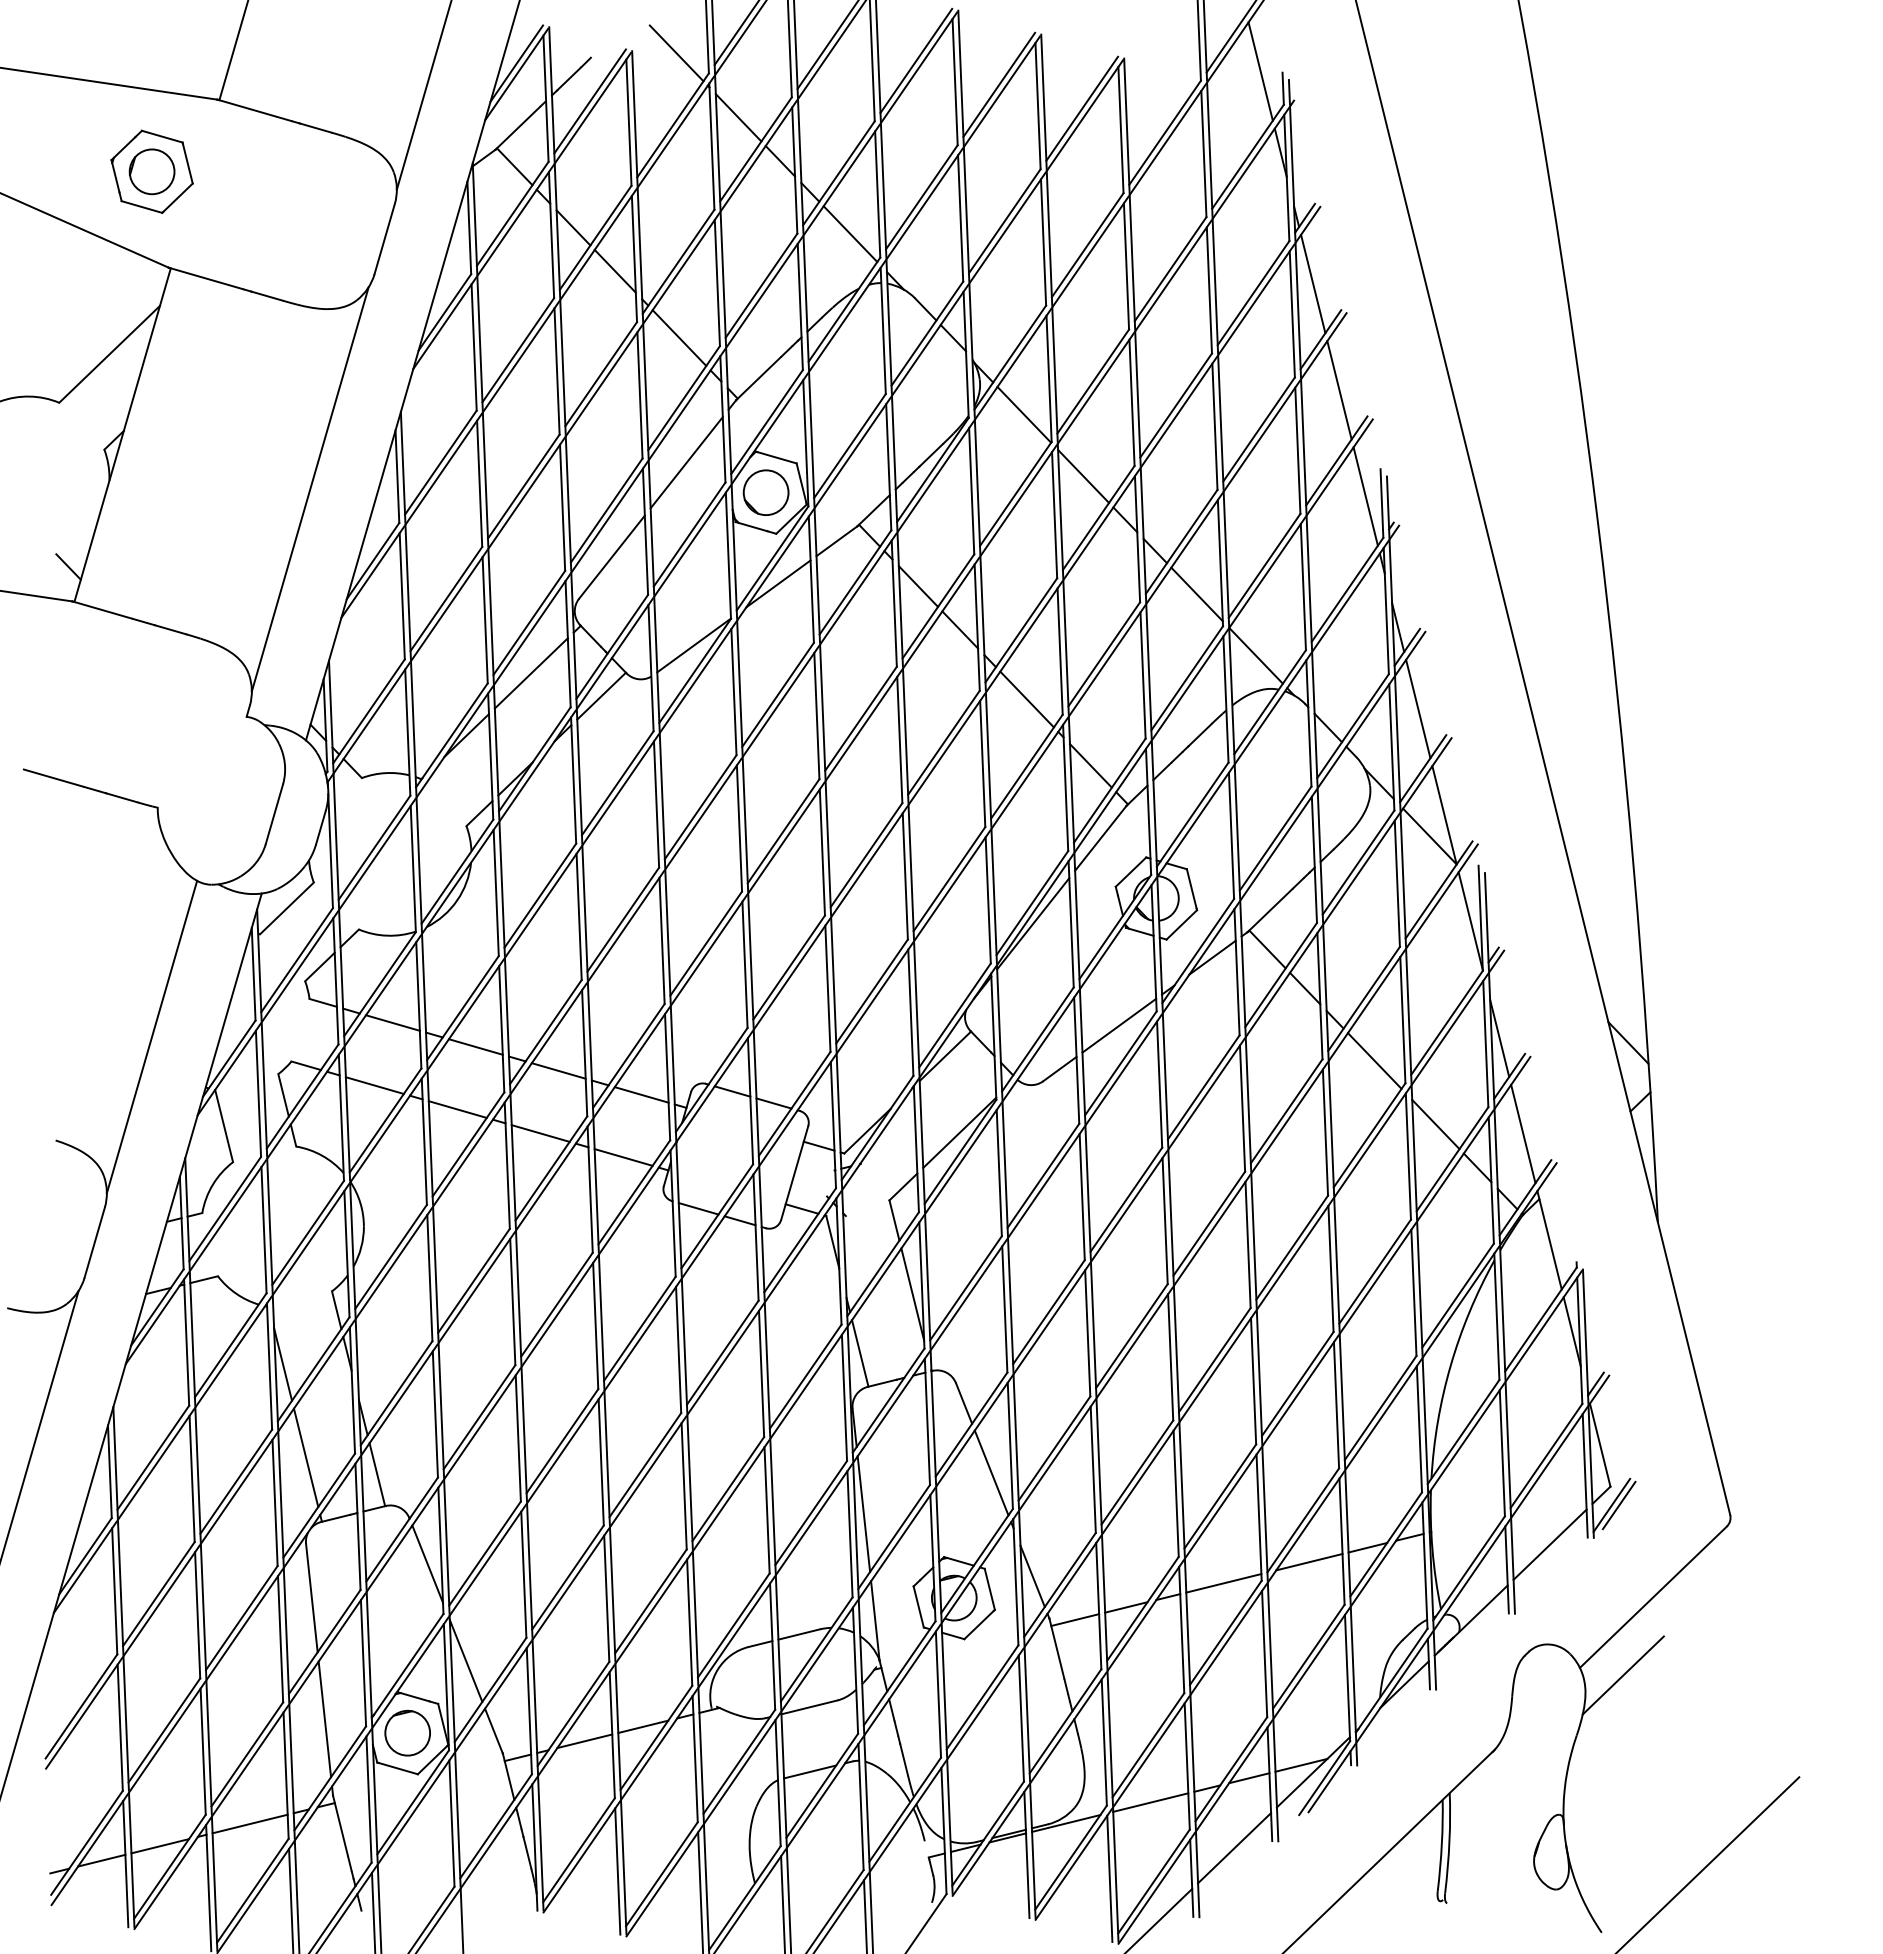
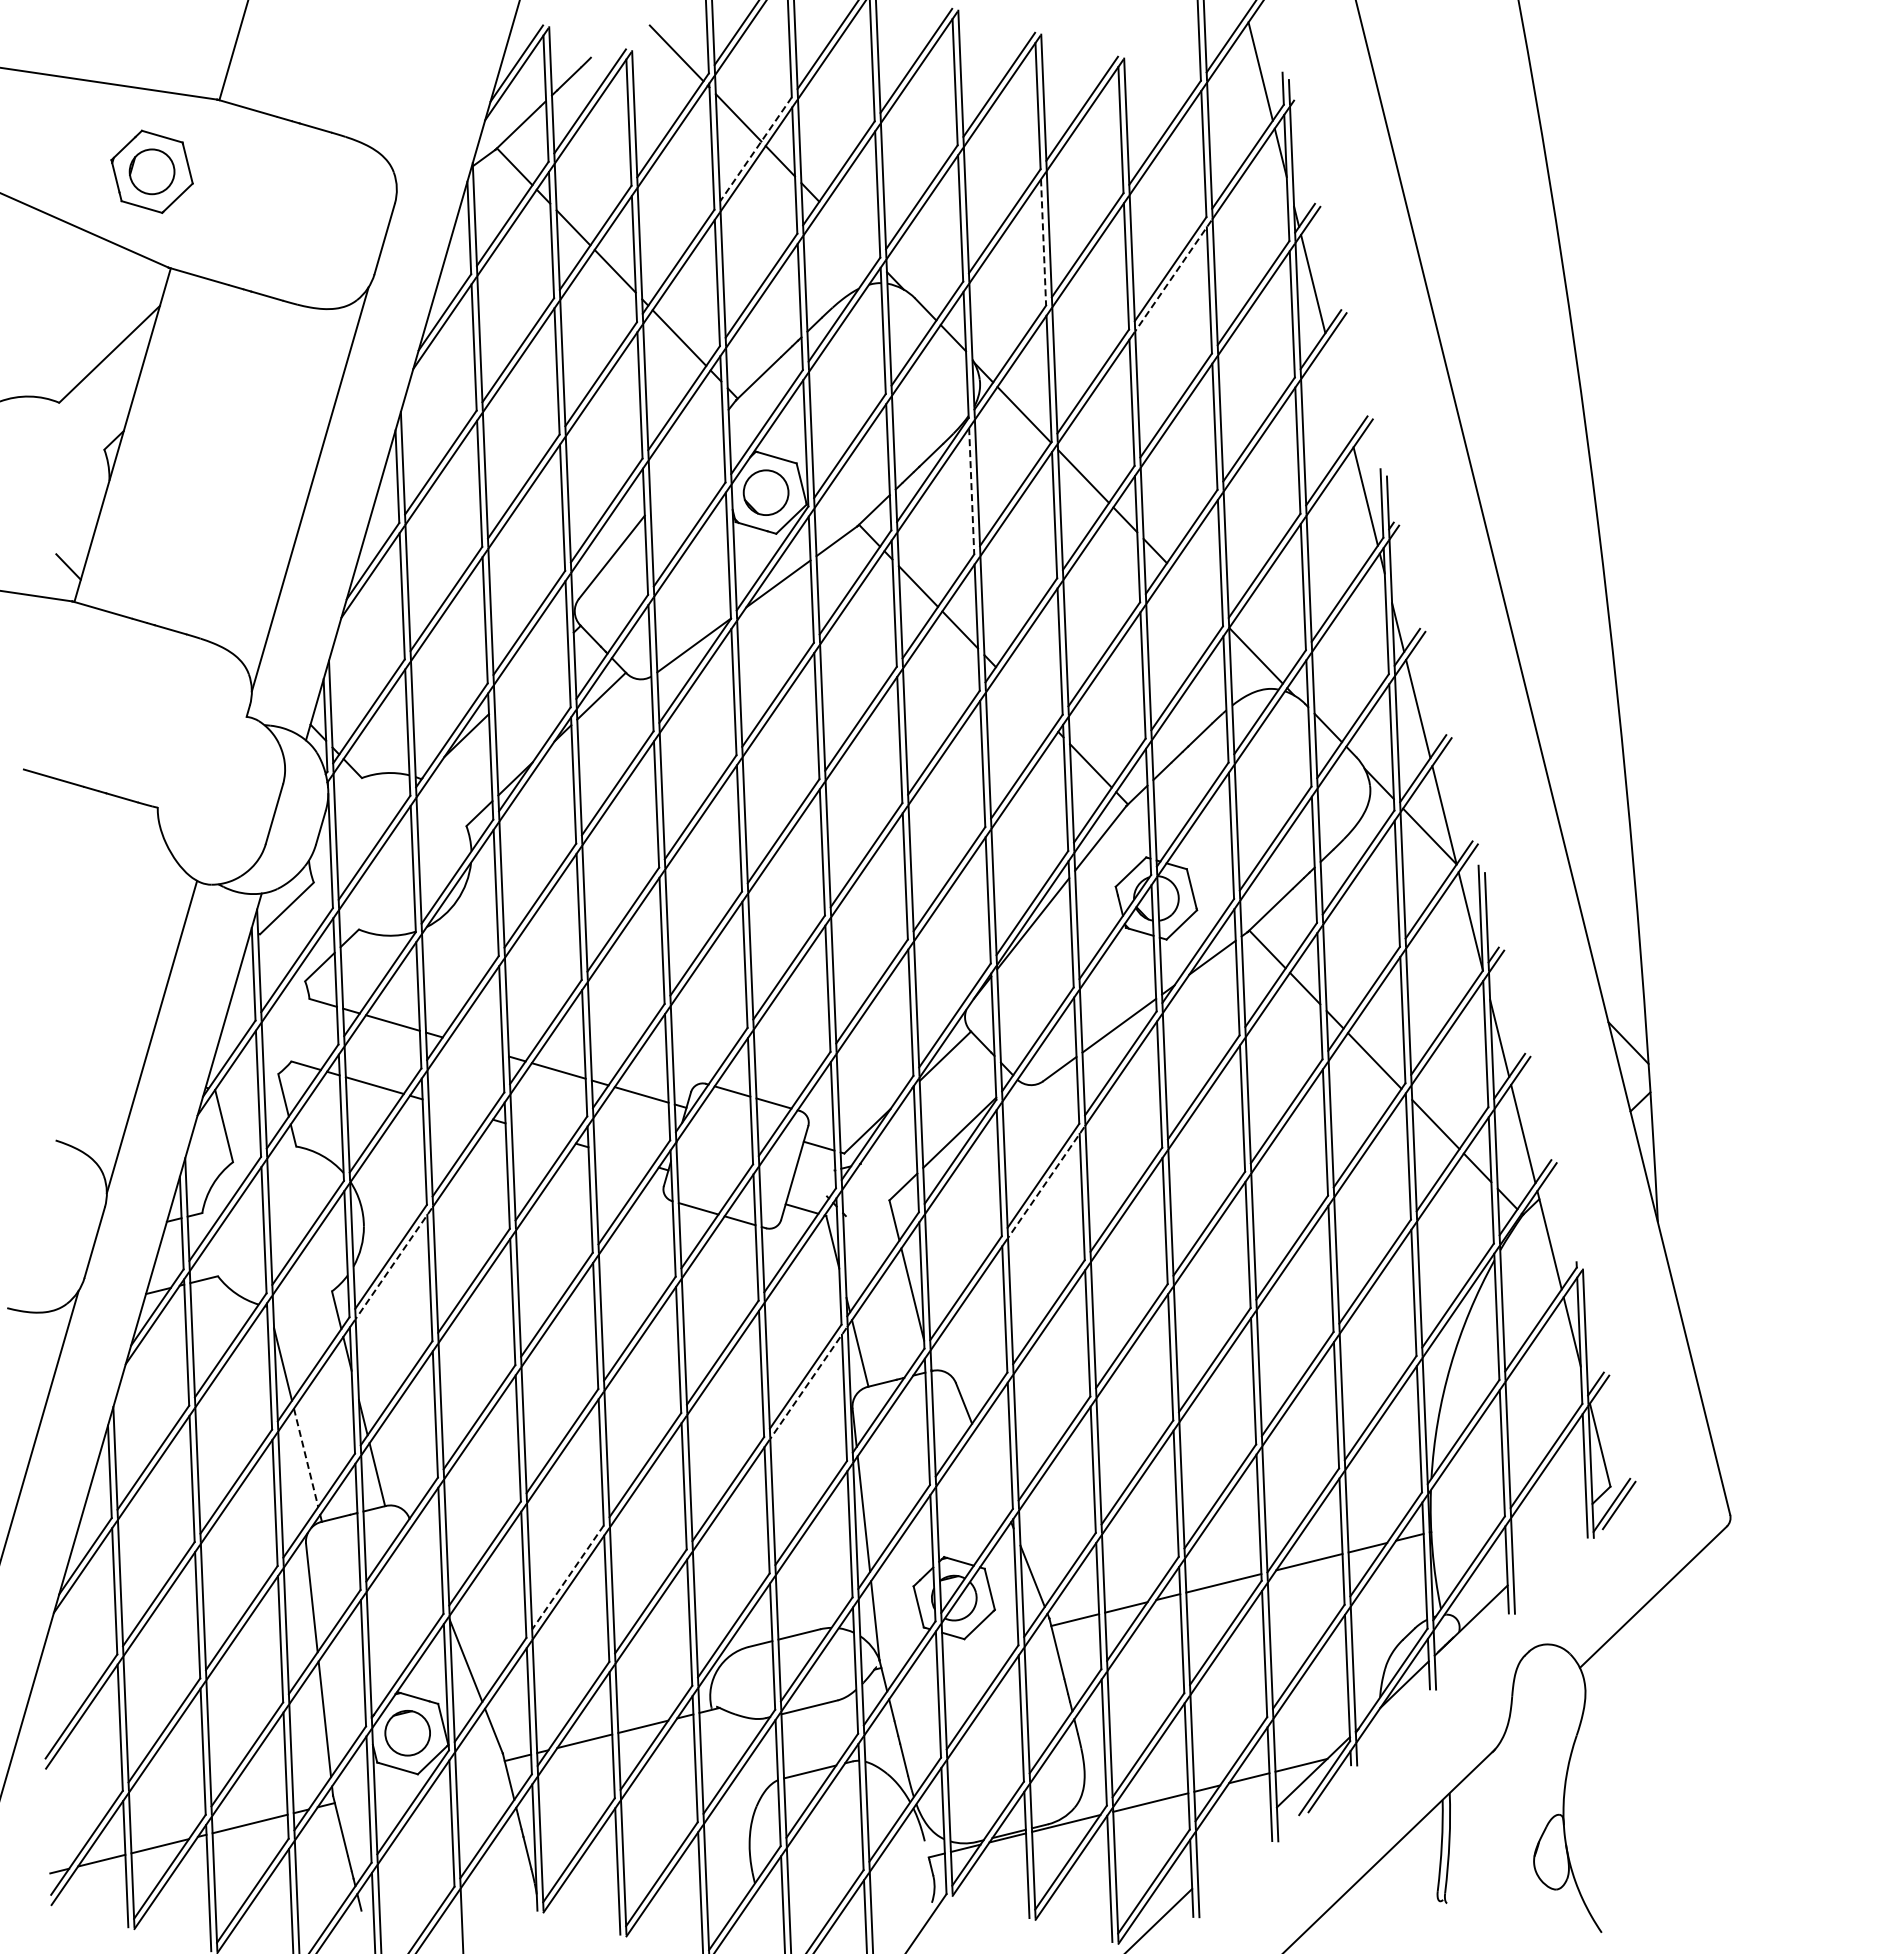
line: present -> none (423, 95)
line: solid -> dashed (755, 149)
line: present -> none (850, 233)
line: solid -> dashed (1043, 243)
line: solid -> dashed (1173, 276)
line: present -> none (1339, 390)
line: present -> none (686, 462)
line: solid -> dashed (971, 491)
line: present -> none (1196, 594)
line: present -> none (530, 673)
line: present -> none (1026, 699)
line: present -> none (475, 1046)
line: present -> none (457, 1109)
line: present -> none (540, 1133)
line: present -> none (623, 1157)
line: solid -> dashed (1045, 1183)
line: solid -> dashed (393, 1264)
line: solid -> dashed (808, 1383)
line: solid -> dashed (306, 1457)
line: present -> none (991, 1472)
line: present -> none (1549, 1544)
line: present -> none (427, 1563)
line: solid -> dashed (567, 1577)
line: present -> none (1622, 1675)
line: present -> none (1234, 1848)
line: present -> none (1708, 1863)
